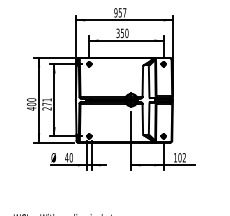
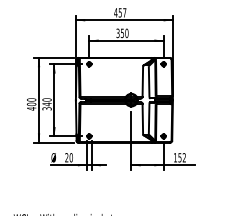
text: 957 -> 457 (115, 12)
text: 271 -> 340 (46, 104)
text: 40 -> 20 (66, 157)
text: 102 -> 152 (179, 157)
